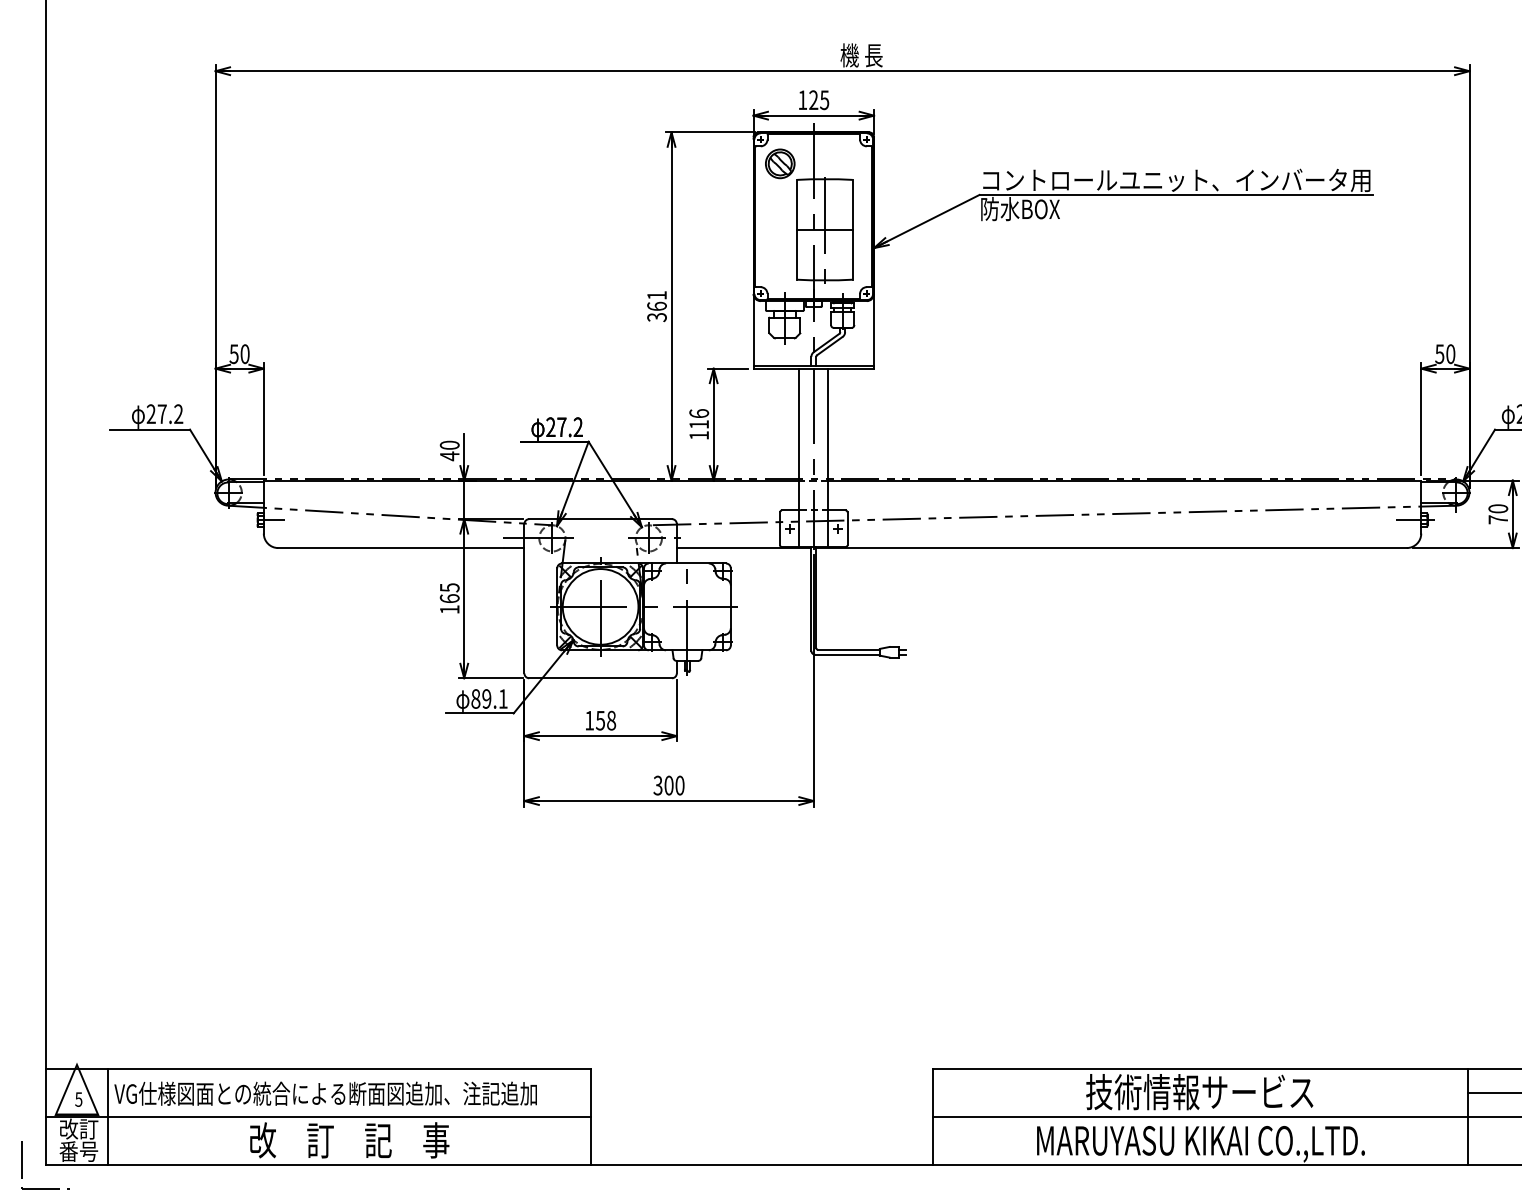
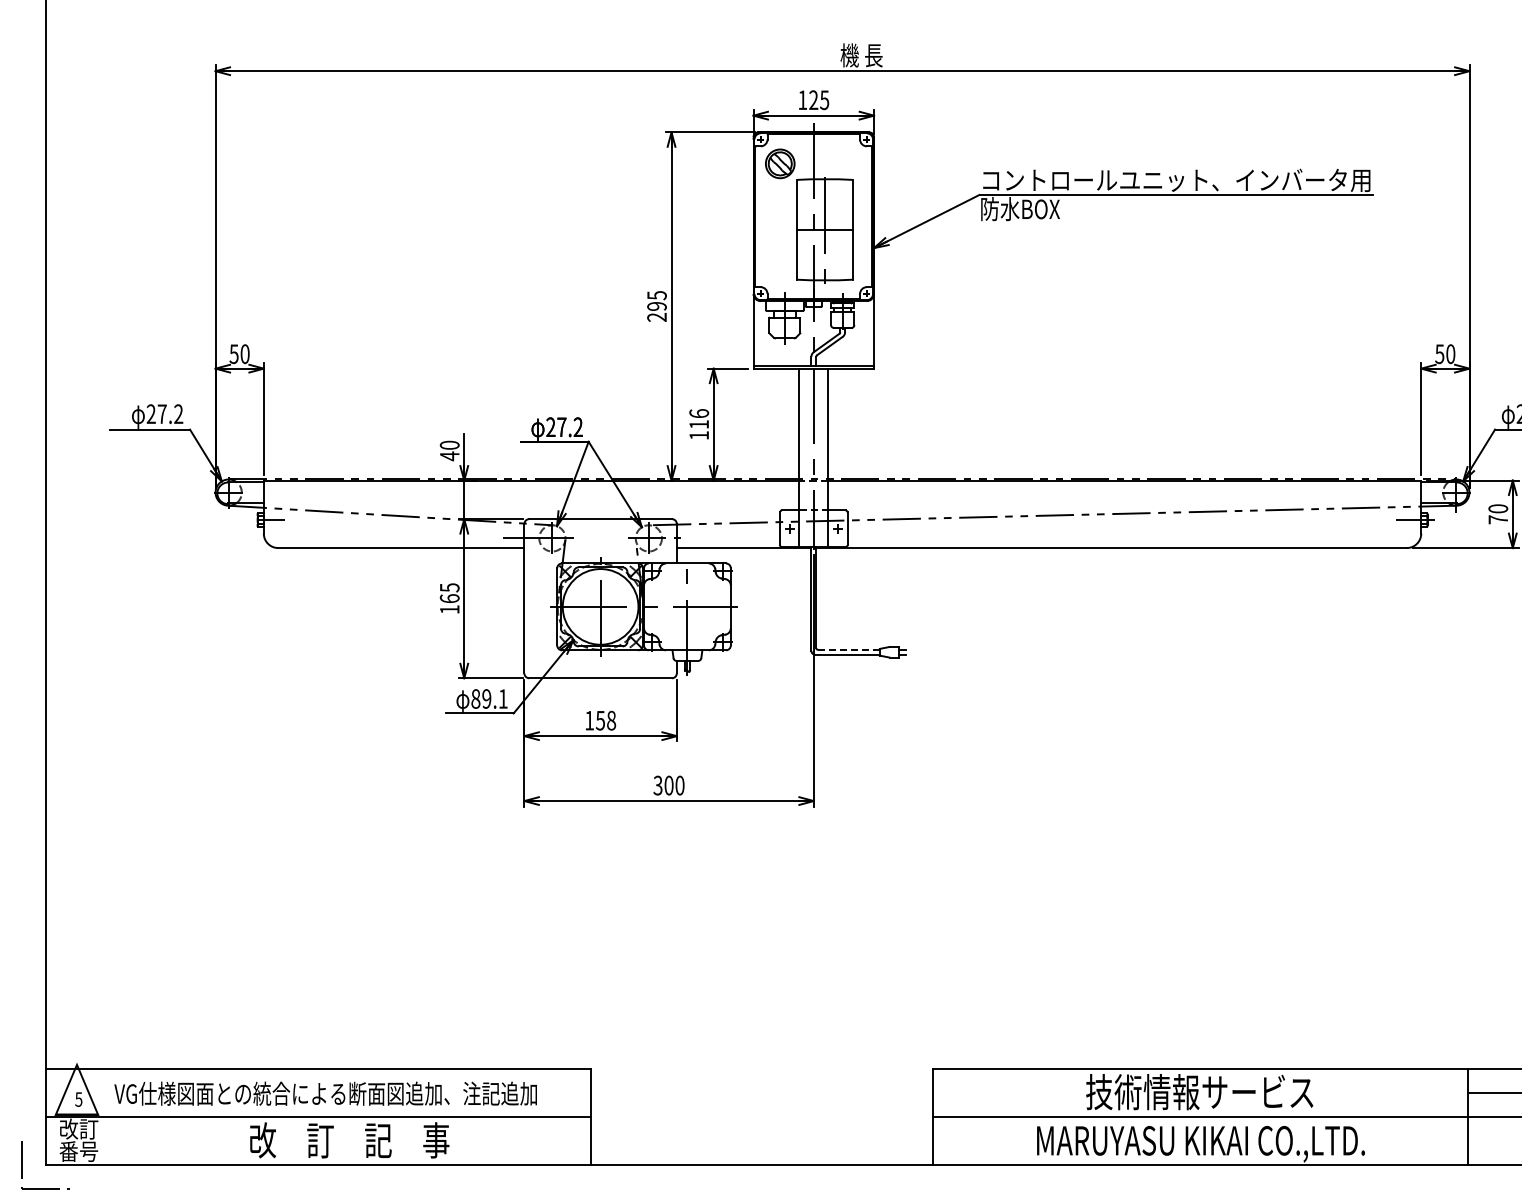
text: 361 -> 295 (656, 306)
line: solid -> dashed (849, 649)
line: present -> none (108, 1116)
